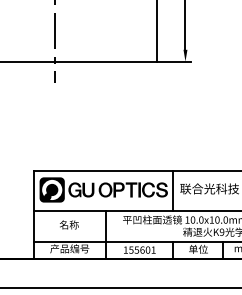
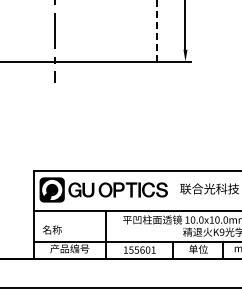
line: solid -> dashed (156, 31)
line: present -> none (173, 190)
text position: (69, 224) -> (52, 229) (52, 229)
